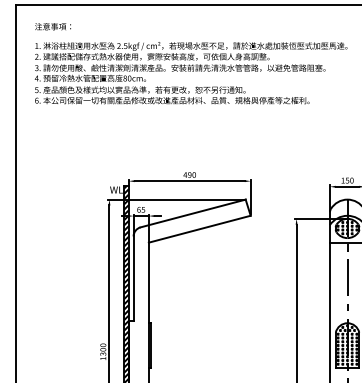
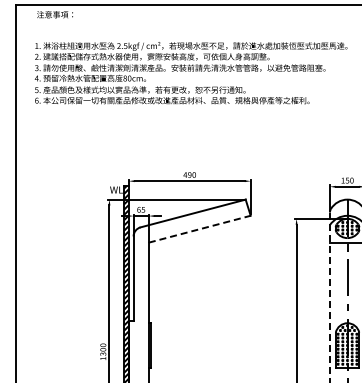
text position: (52, 26) -> (54, 14) (54, 14)
line: solid -> dashed (199, 229)
line: solid -> dashed (329, 297)
